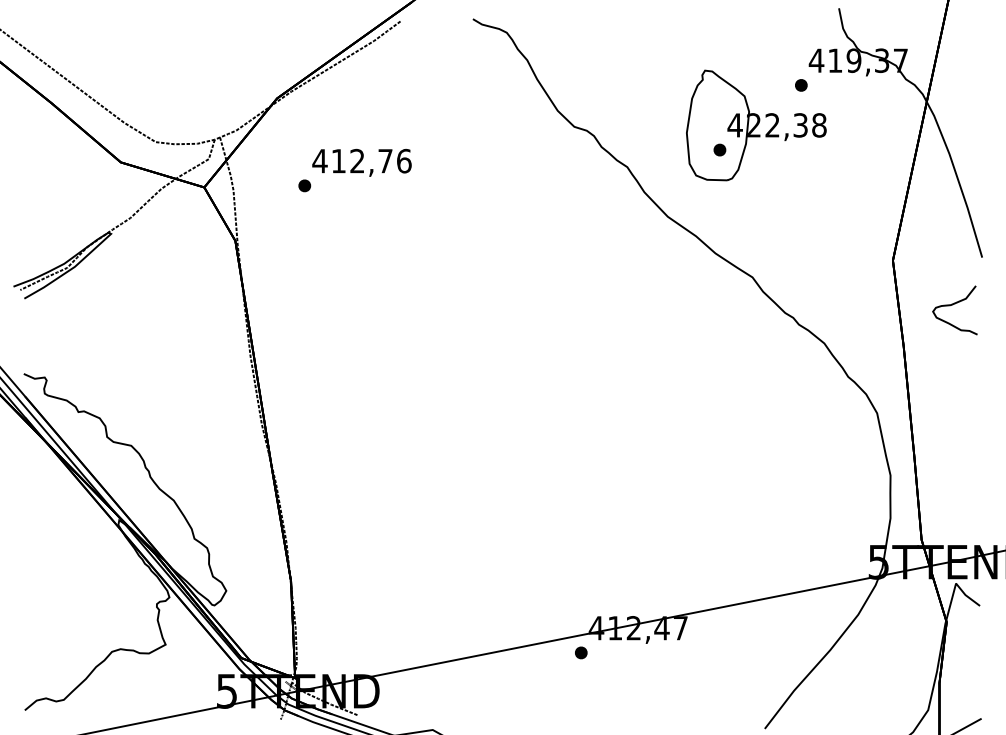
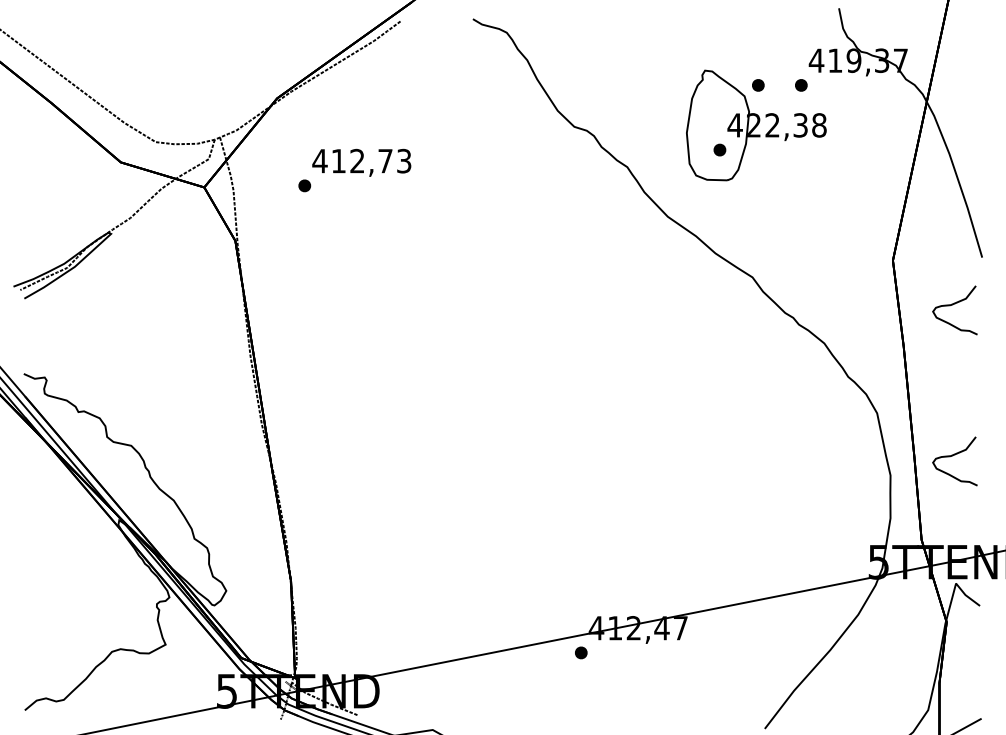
part: none -> present (758, 85)
text: 412,76 -> 412,73 (404, 160)
curve: none -> present (952, 456)
